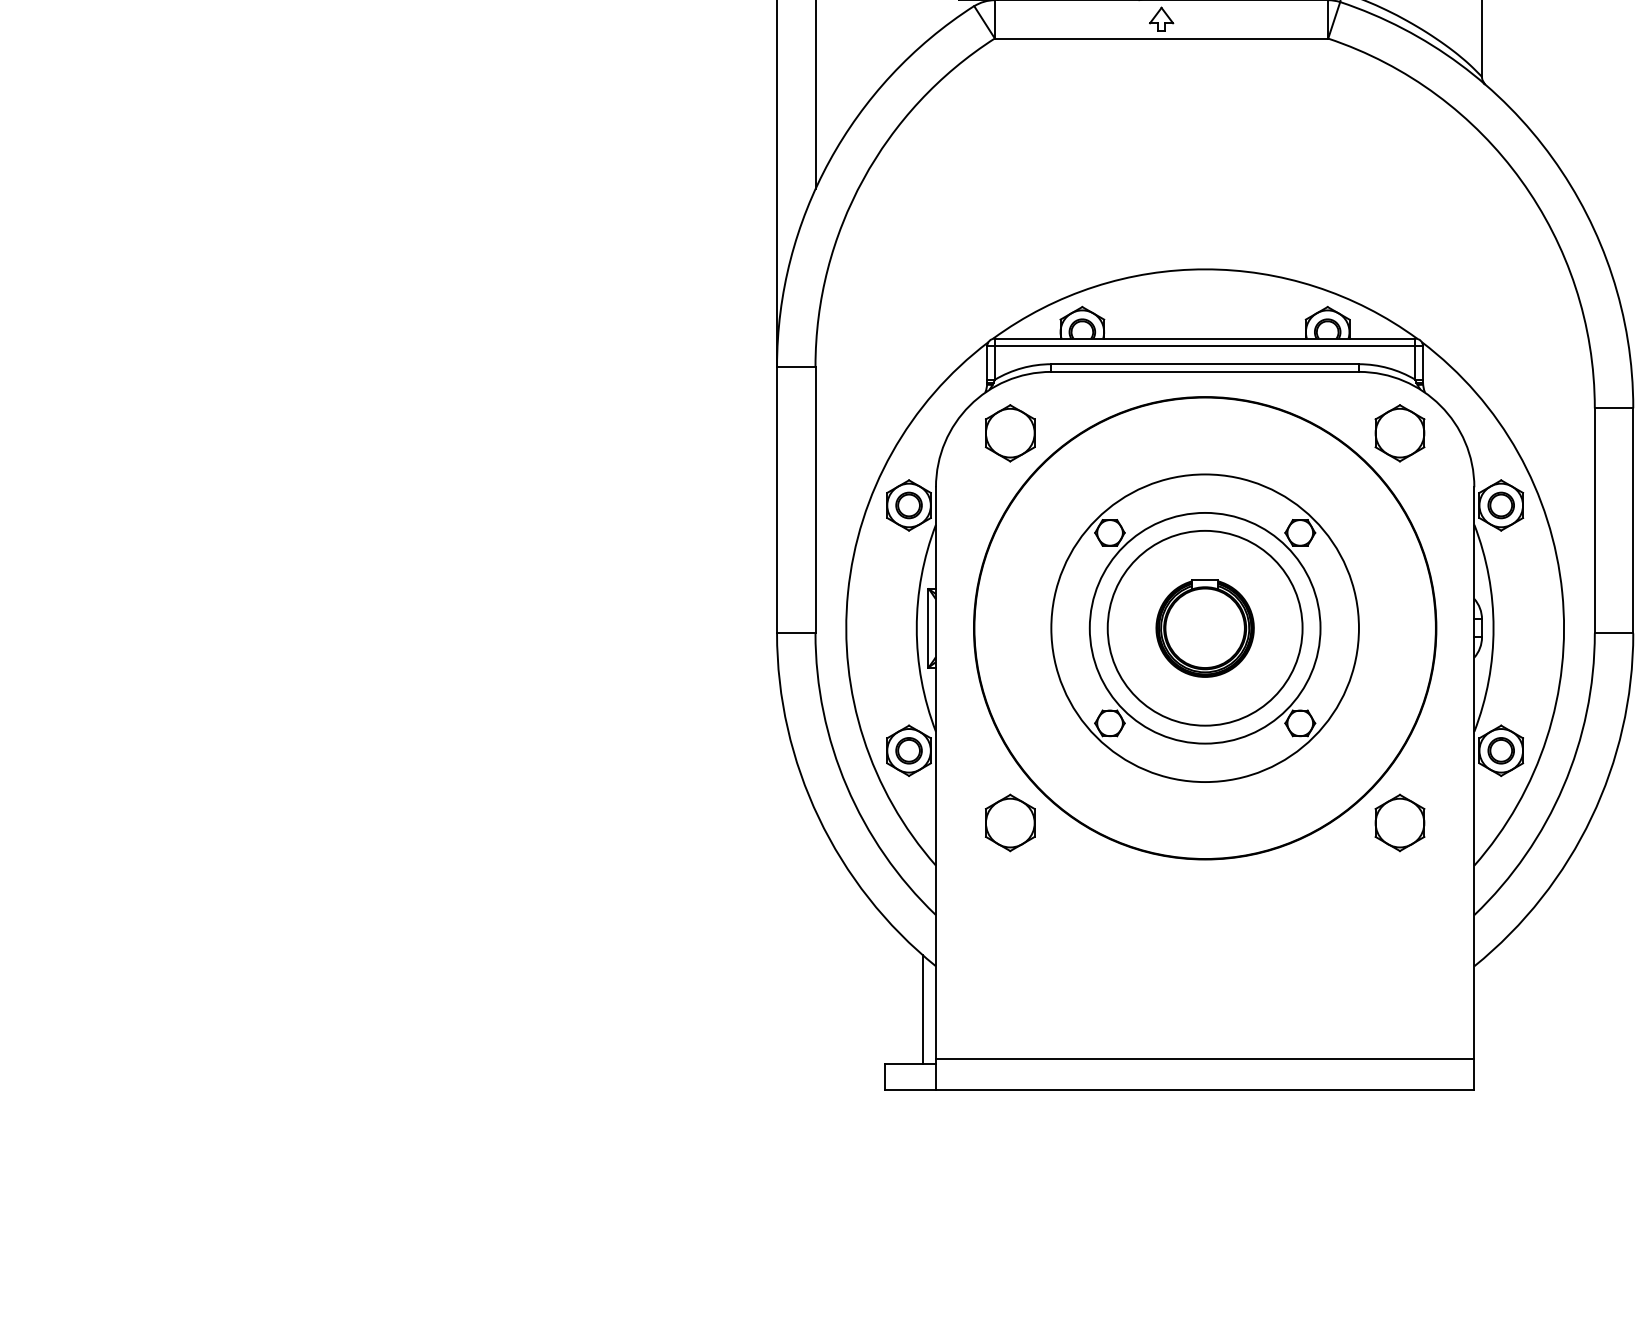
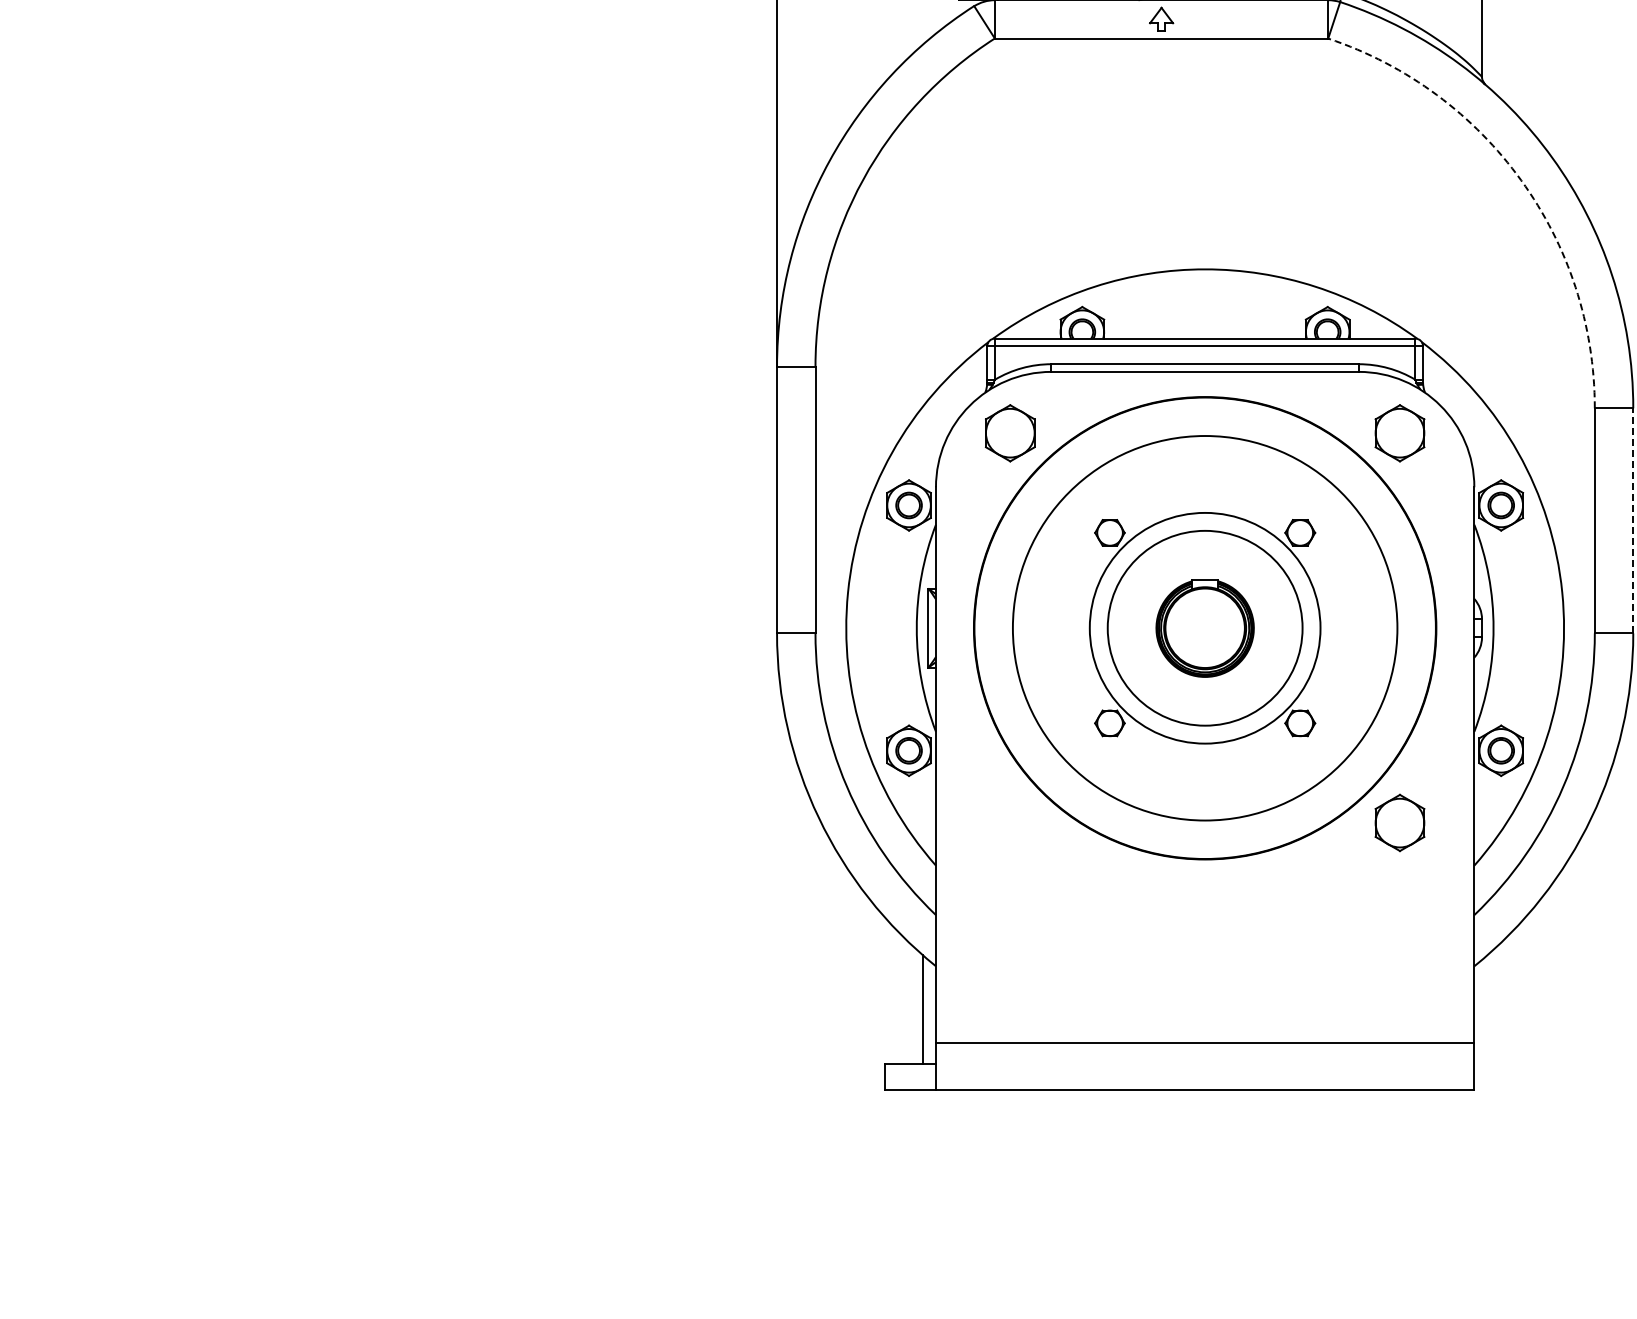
line: present -> none (815, 95)
arc: solid -> dashed (1521, 180)
line: solid -> dashed (1633, 520)
circle diameter: 308 px -> 385 px (1204, 628)
part: present -> none (1010, 822)
line position: (1204, 1058) -> (1204, 1042) (1204, 1042)
